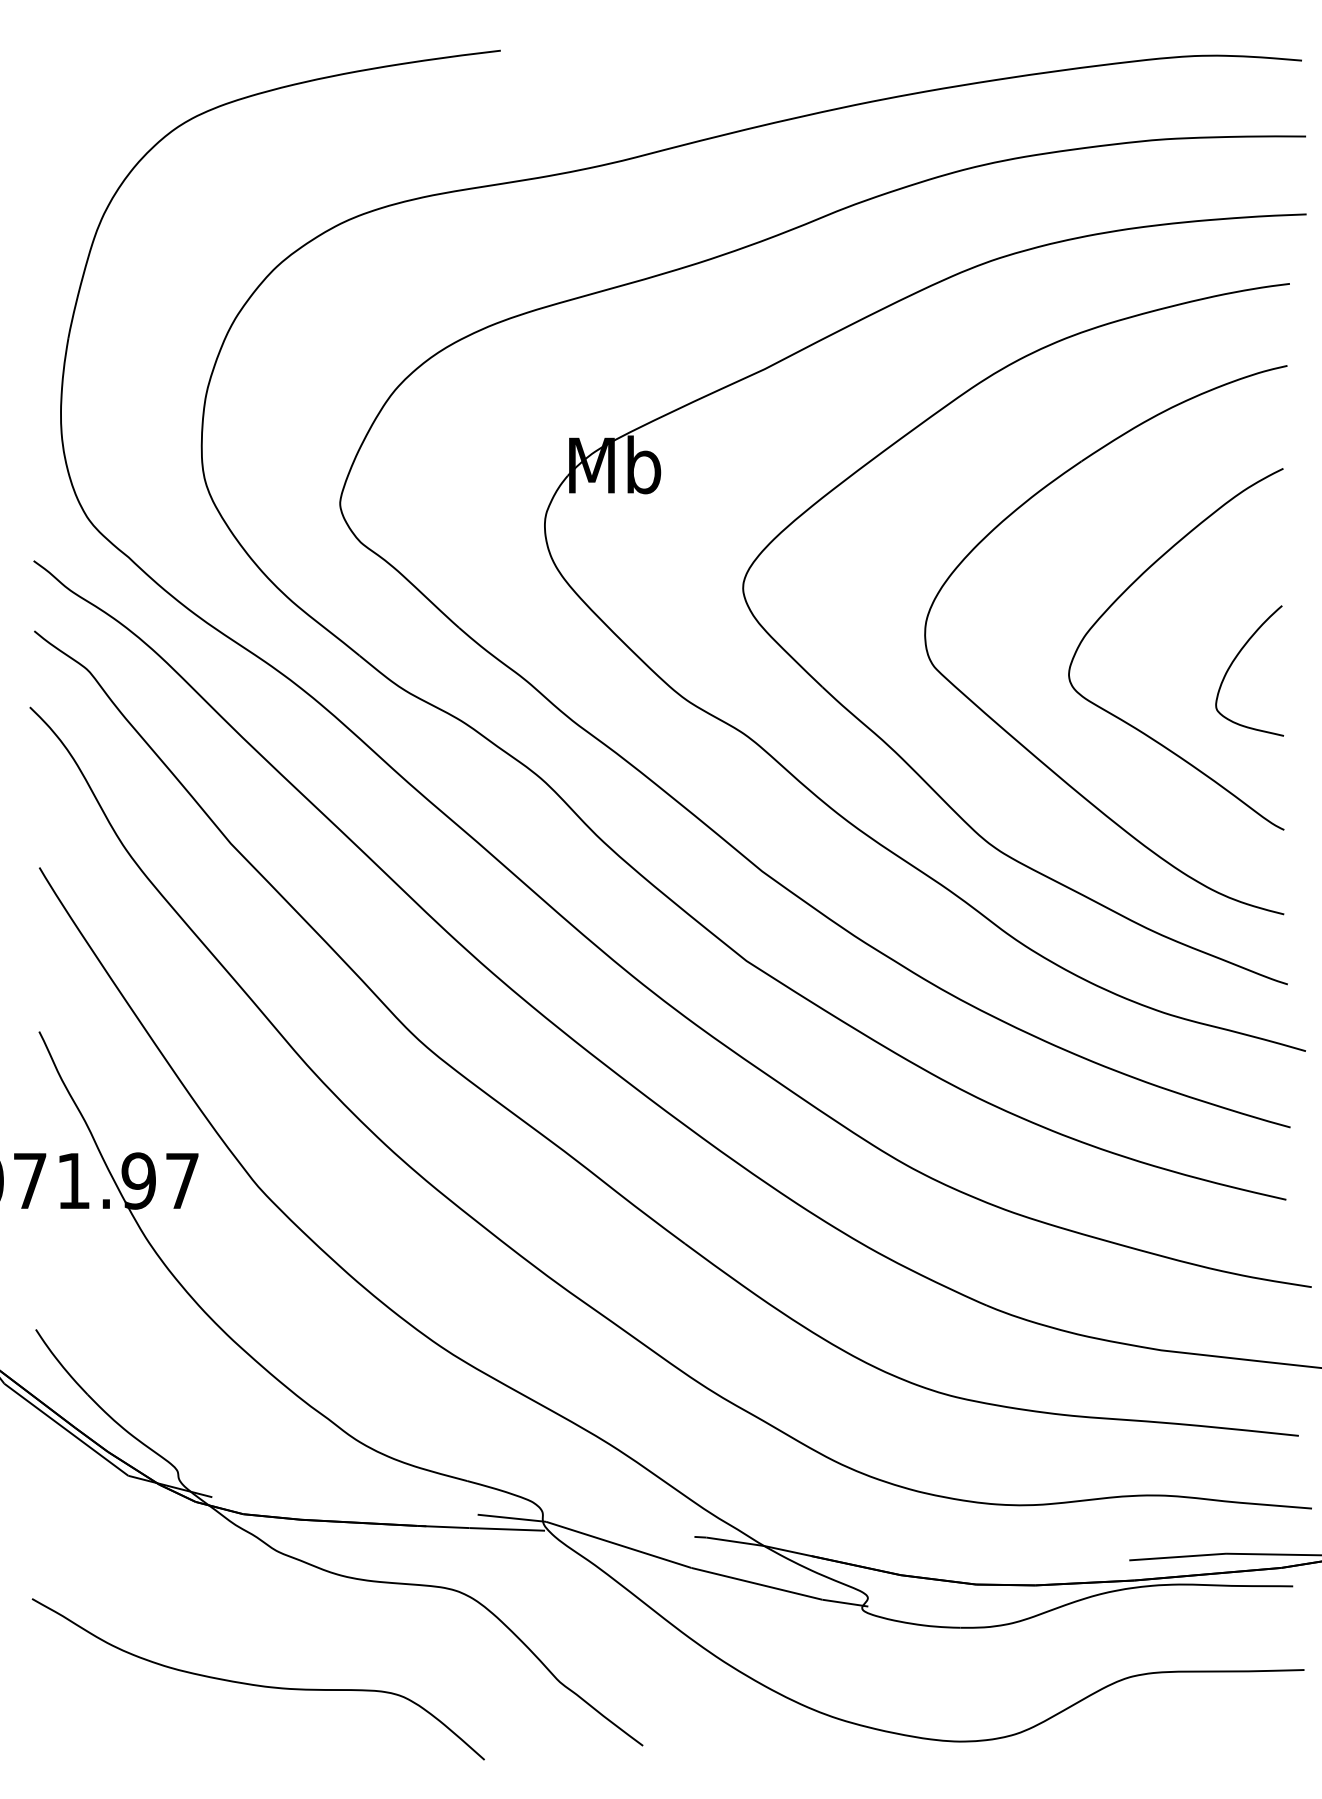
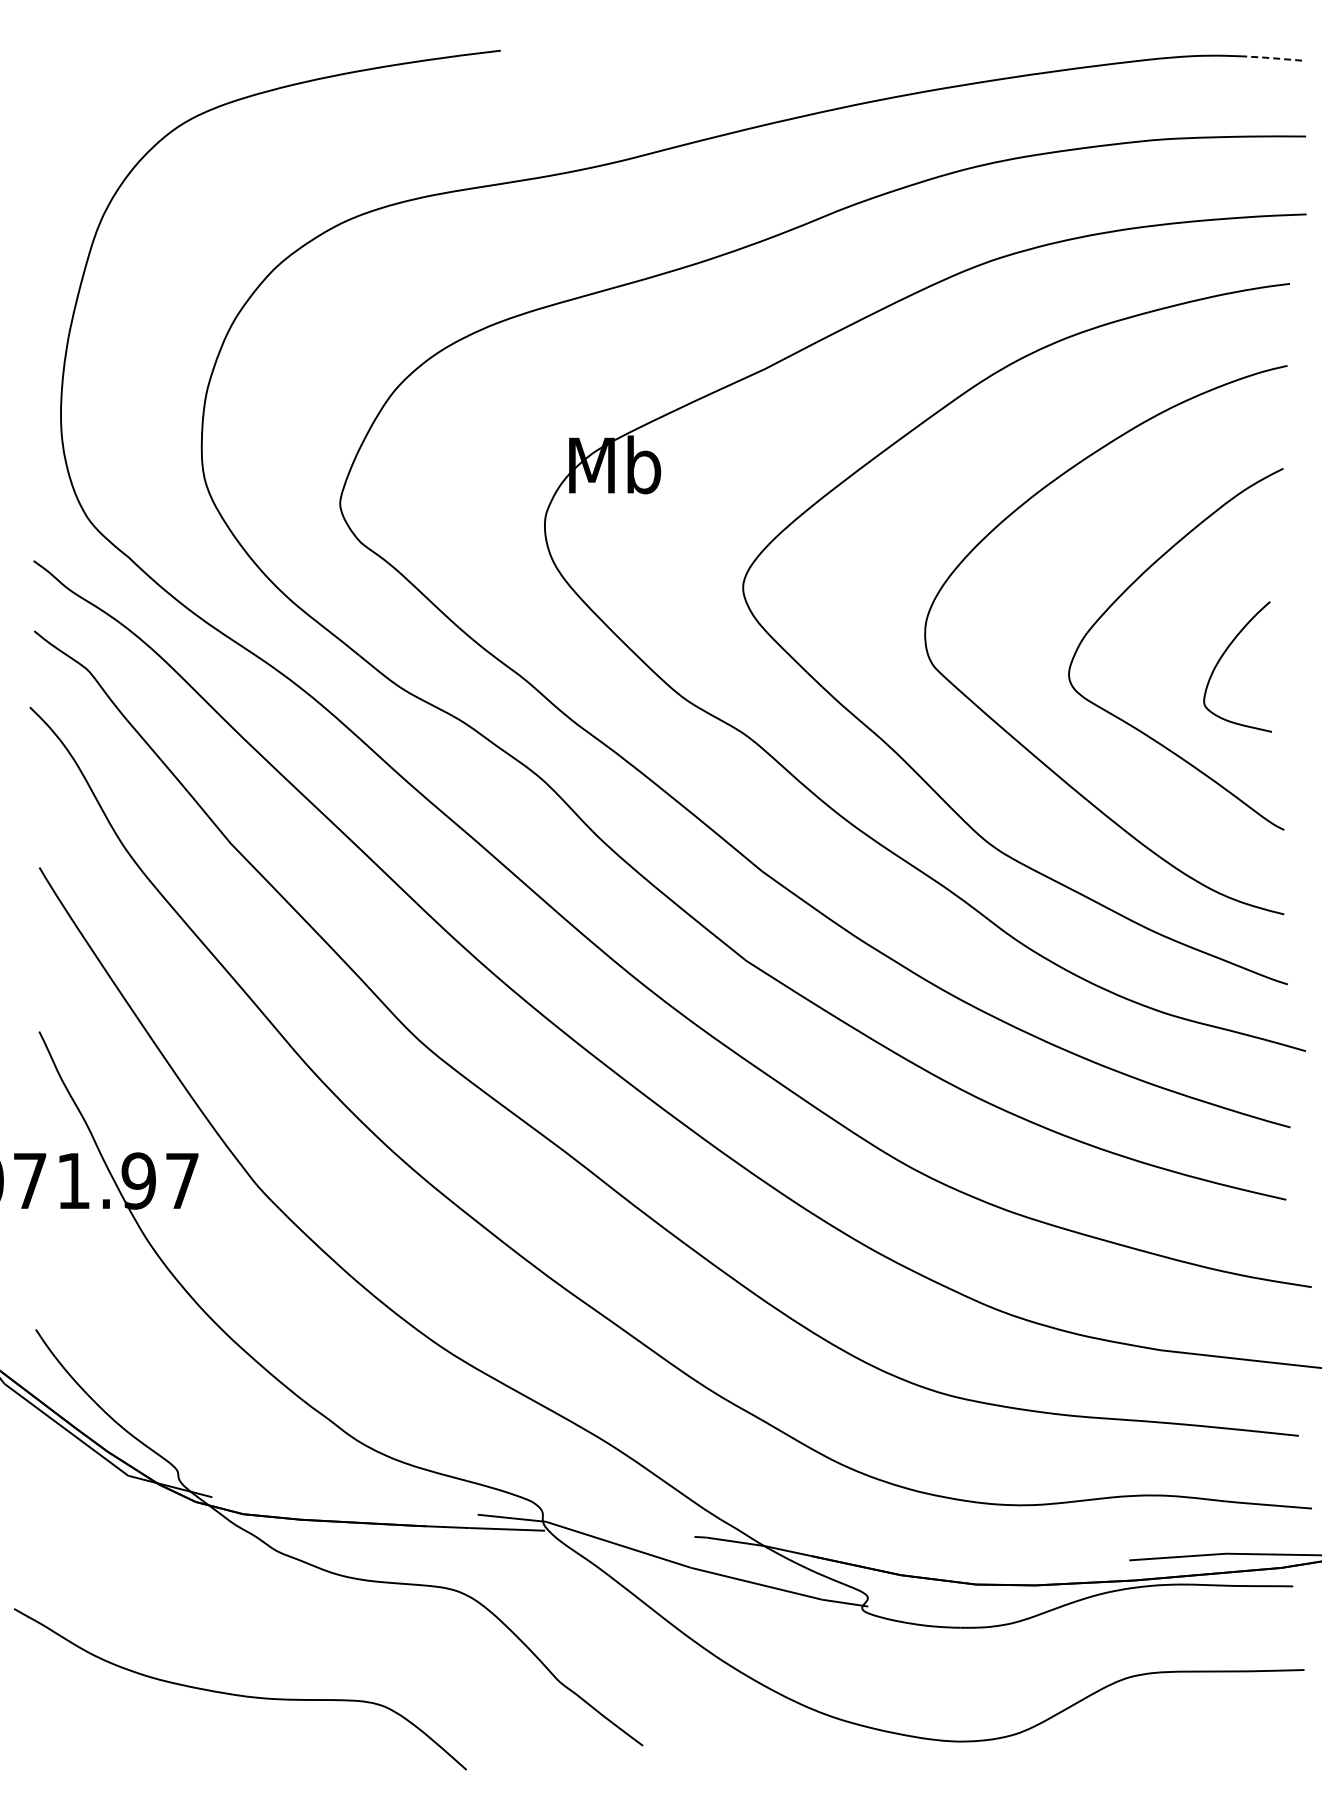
line: solid -> dashed (1272, 58)
curve position: (1234, 661) -> (1222, 657) (1222, 657)
curve position: (257, 1684) -> (239, 1694) (239, 1694)
